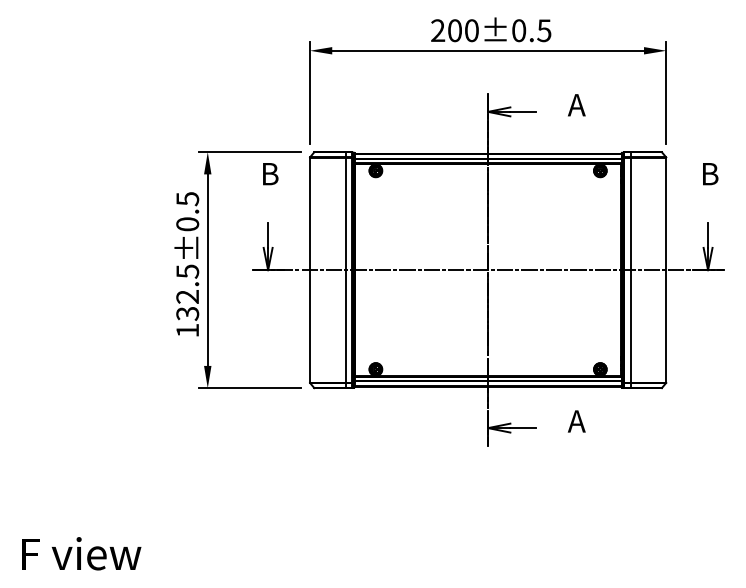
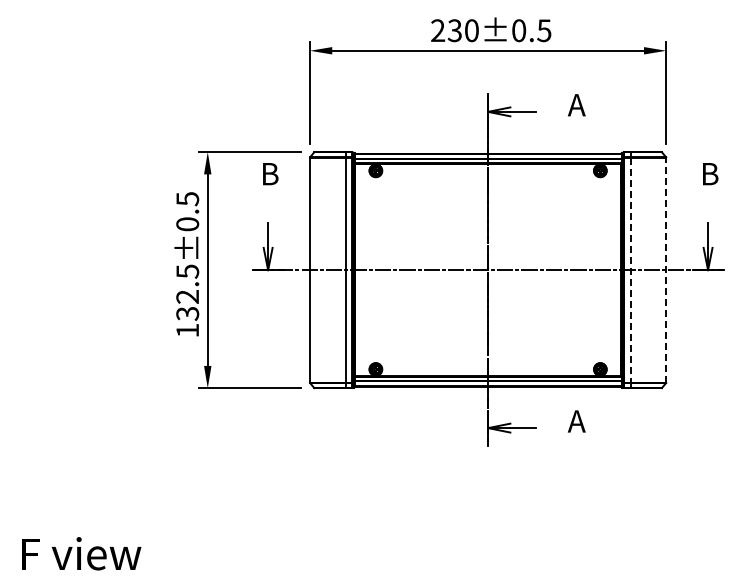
text: 200±0.5 -> 230±0.5 (454, 30)
line: solid -> dashed (666, 269)
line: solid -> dashed (630, 270)
